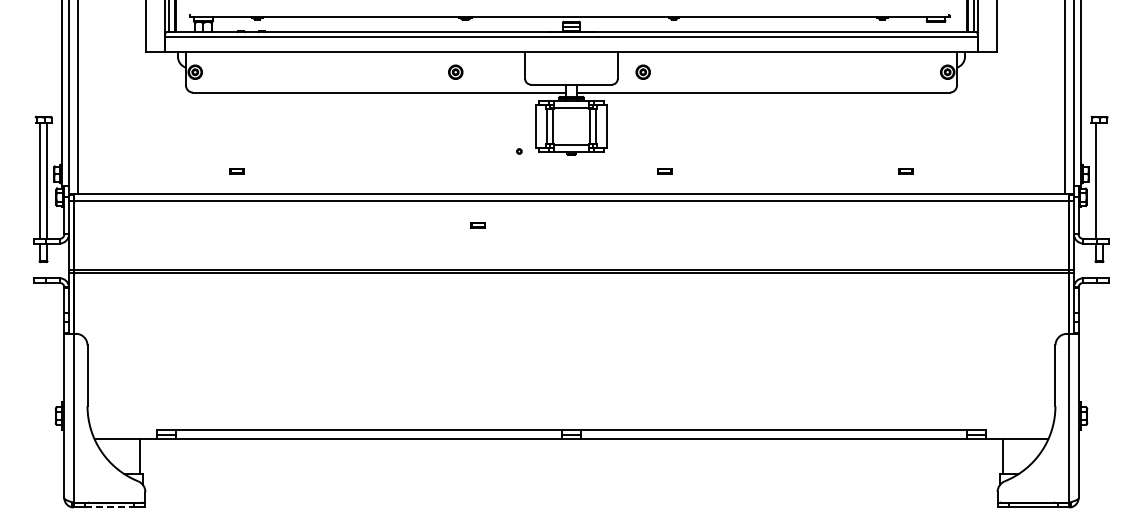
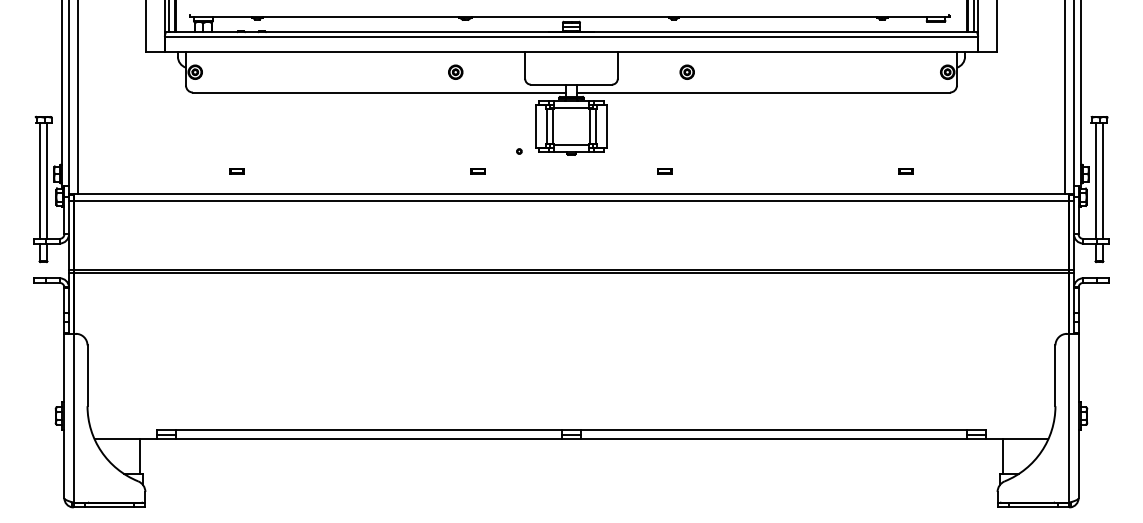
part position: (642, 71) -> (686, 71) (686, 71)
line: none -> present (1103, 180)
part position: (477, 225) -> (477, 171) (477, 171)
line: dashed -> solid (110, 507)
